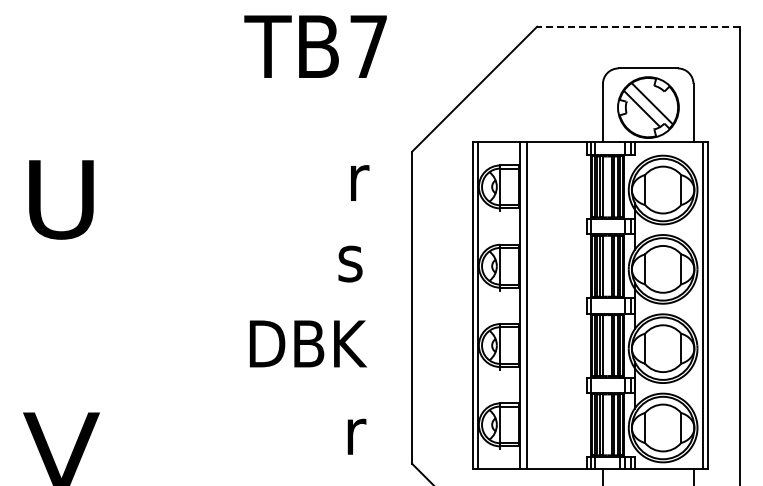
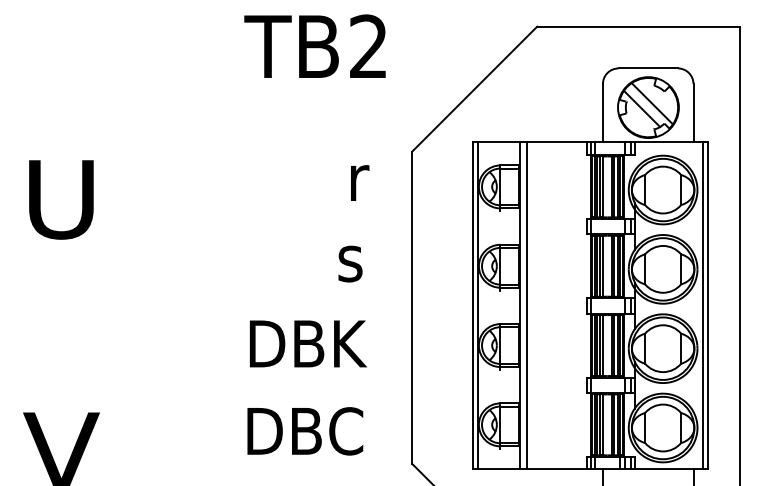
line: dashed -> solid (638, 26)
text: TB7 -> TB2 (368, 45)
text: r -> DBC (306, 431)
